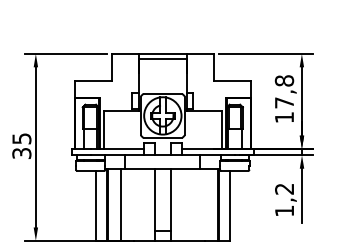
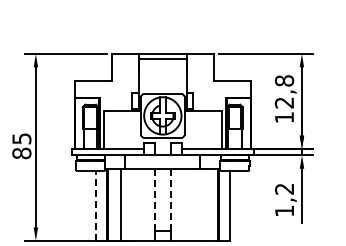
text: 17,8 -> 12,8 (283, 102)
text: 35 -> 85 (21, 153)
line: solid -> dashed (170, 199)
line: solid -> dashed (154, 200)
line: solid -> dashed (96, 205)
